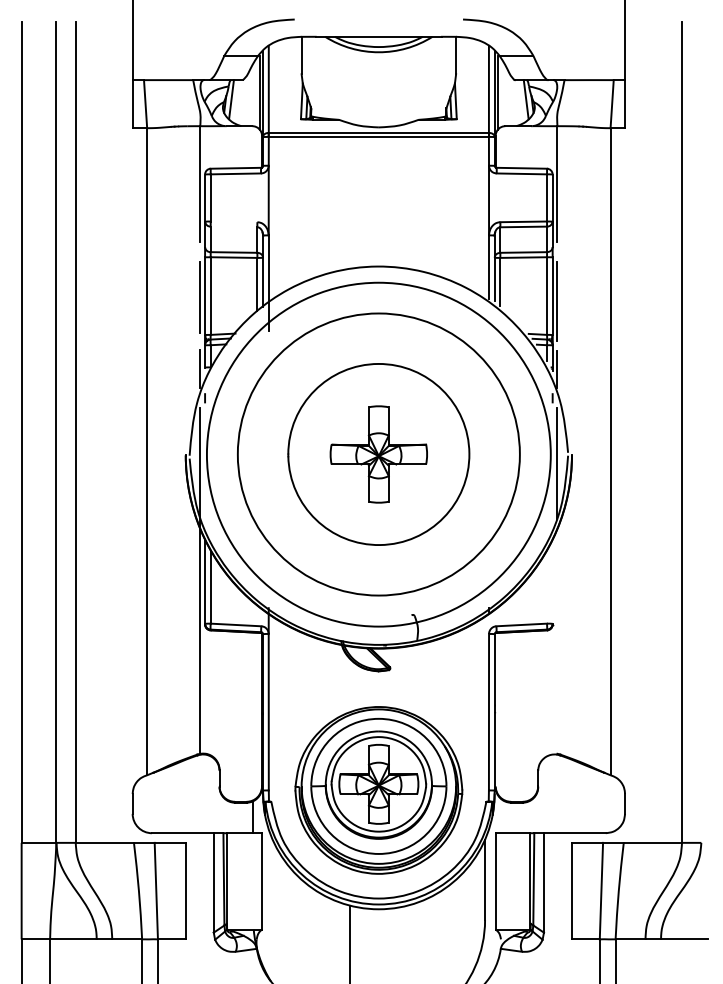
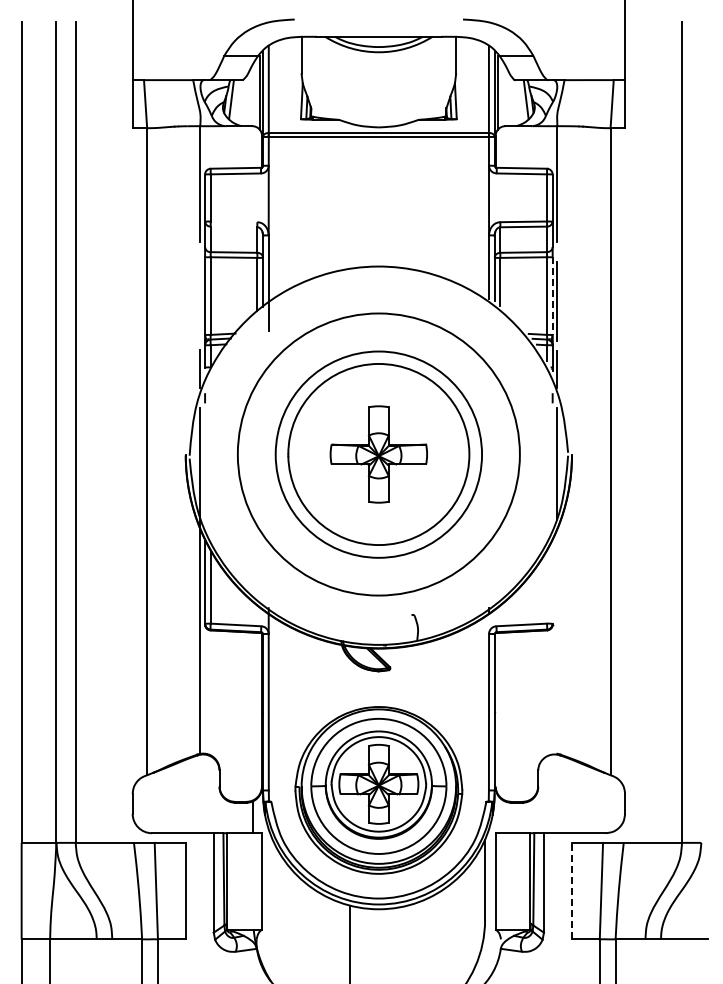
line: solid -> dashed (552, 296)
line: present -> none (200, 297)
circle diameter: 344 px -> 206 px (378, 454)
line: solid -> dashed (571, 890)
